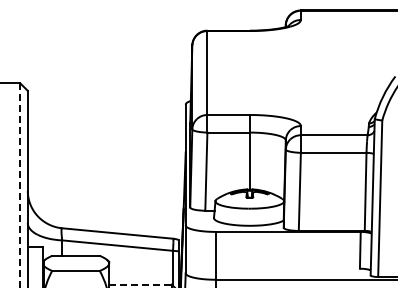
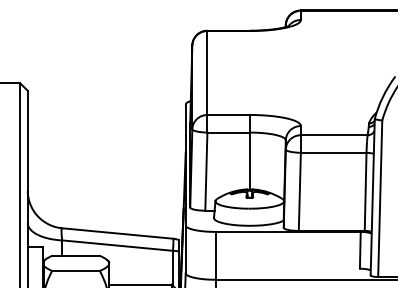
line: dashed -> solid (20, 185)
line: dashed -> solid (140, 284)
